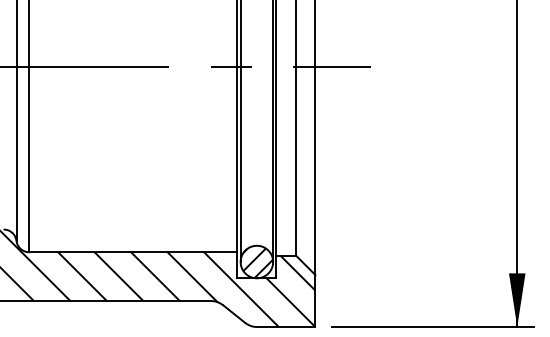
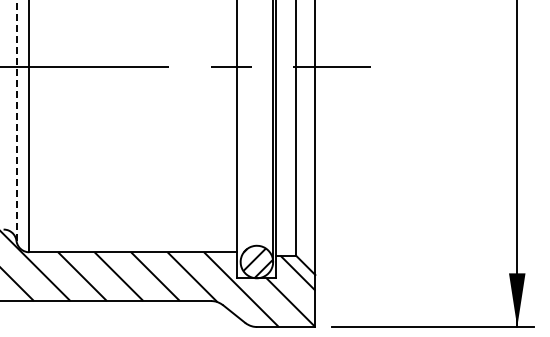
line: solid -> dashed (16, 120)
line: present -> none (240, 132)
